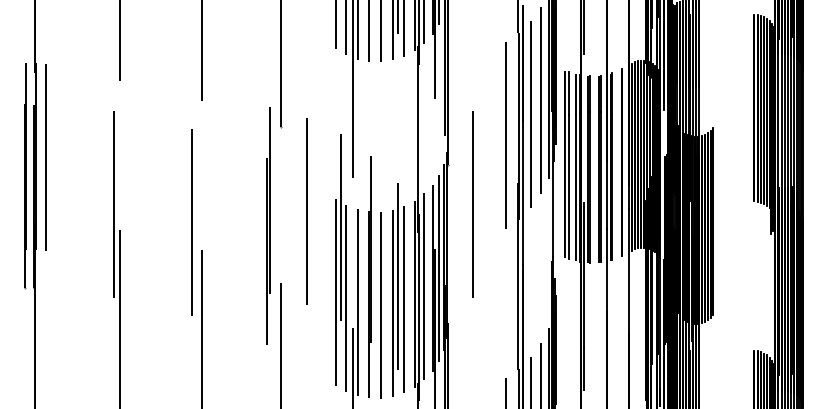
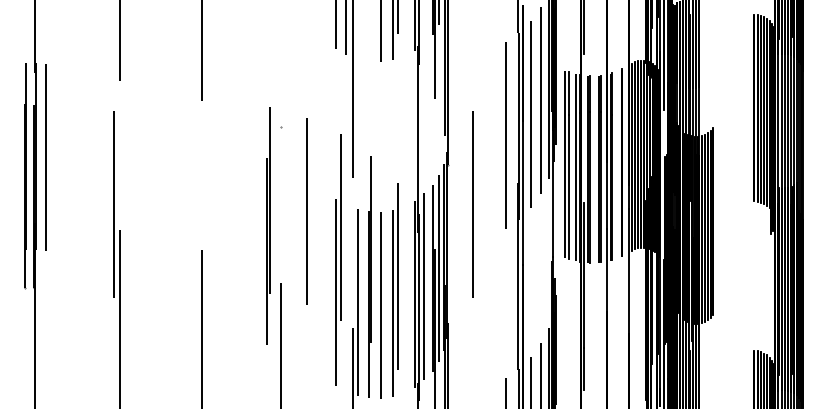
line: present -> none (424, 22)
line: present -> none (404, 29)
line: present -> none (357, 30)
line: present -> none (369, 31)
line: present -> none (280, 64)
line: present -> none (191, 222)
line: present -> none (346, 297)
line: present -> none (404, 299)
